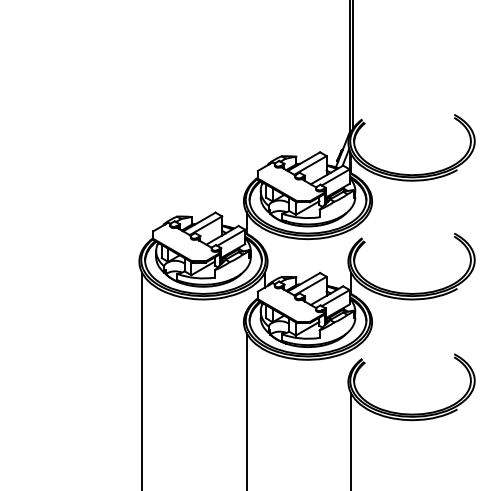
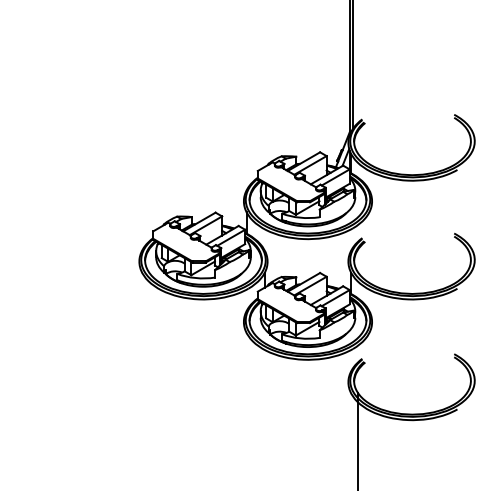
line: present -> none (142, 379)
line: present -> none (246, 410)
line position: (351, 440) -> (358, 440) (358, 440)
